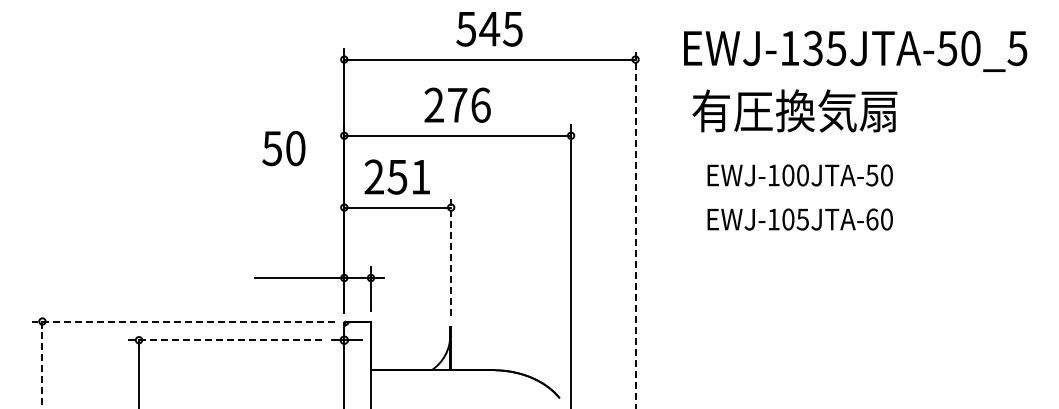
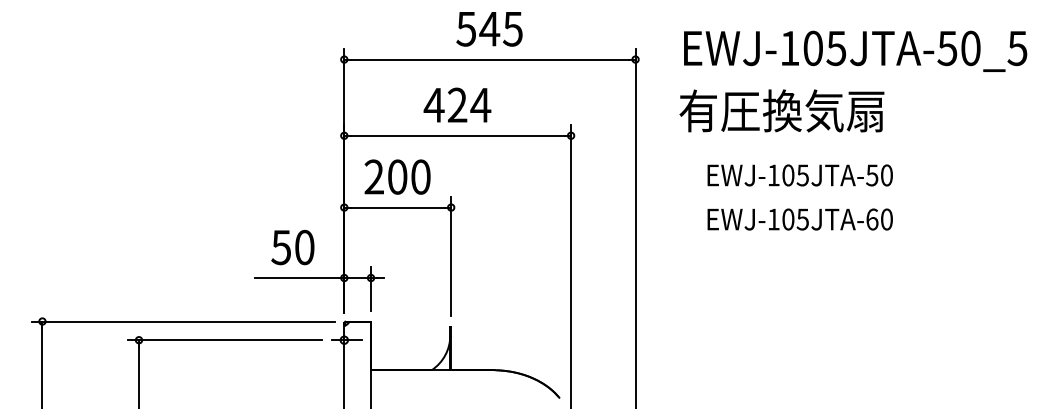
text: EWJ-135JTA-50_5 -> EWJ-105JTA-50_5 (812, 48)
text: 276 -> 424 (457, 104)
text position: (794, 110) -> (781, 110) (781, 110)
text position: (283, 148) -> (292, 247) (292, 247)
text: EWJ-100JTA-50 -> EWJ-105JTA-50 (802, 175)
text: 251 -> 200 (408, 176)
line: dashed -> solid (635, 228)
line: dashed -> solid (451, 256)
line: dashed -> solid (183, 321)
line: dashed -> solid (224, 340)
line: dashed -> solid (42, 367)
